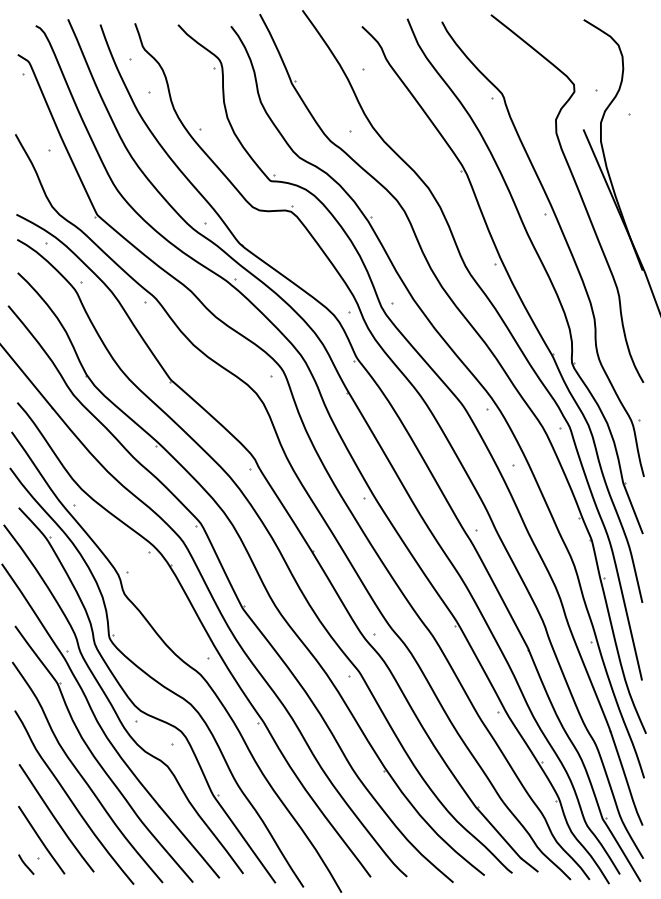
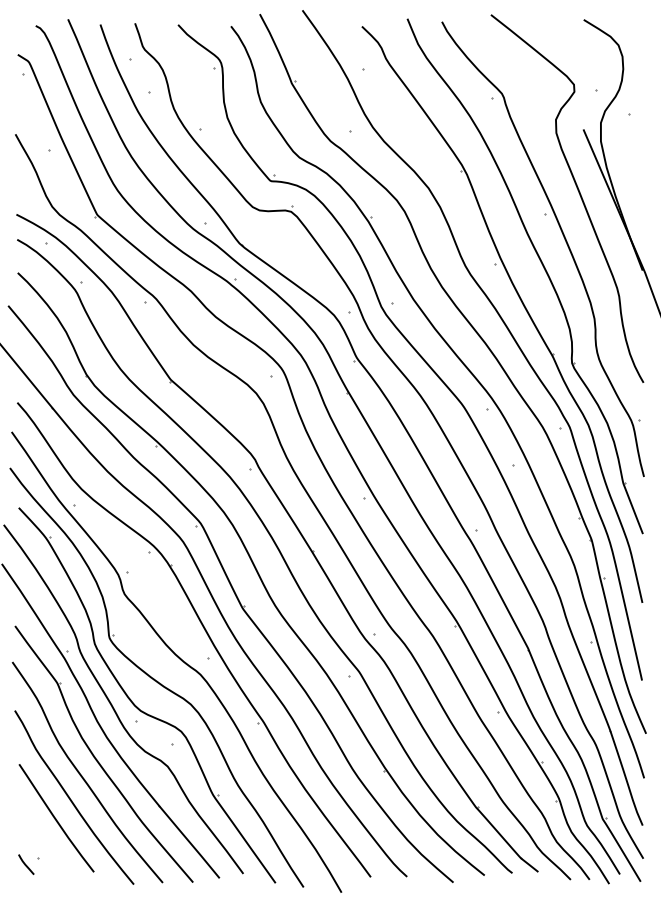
line: present -> none (41, 839)
